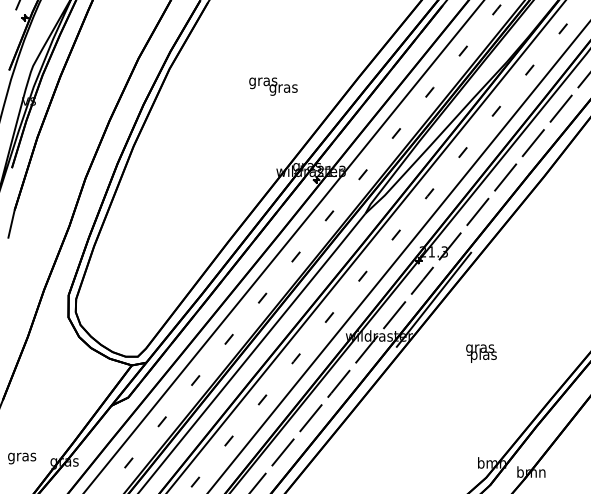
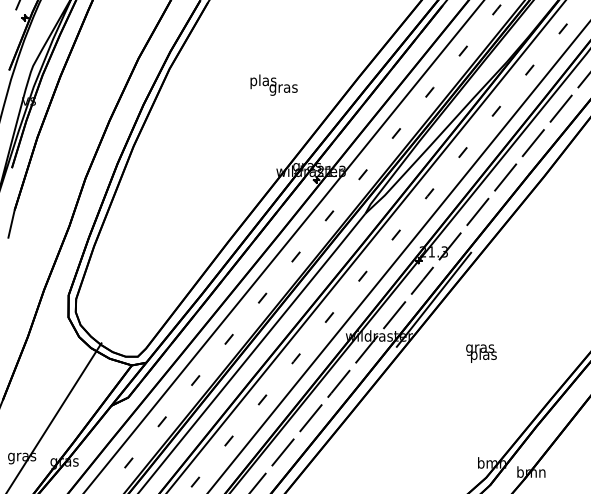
text: gras -> plas (263, 81)
line: none -> present (54, 416)
